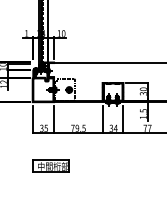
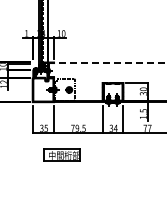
line: solid -> dashed (107, 63)
part position: (50, 165) -> (61, 154) (61, 154)
